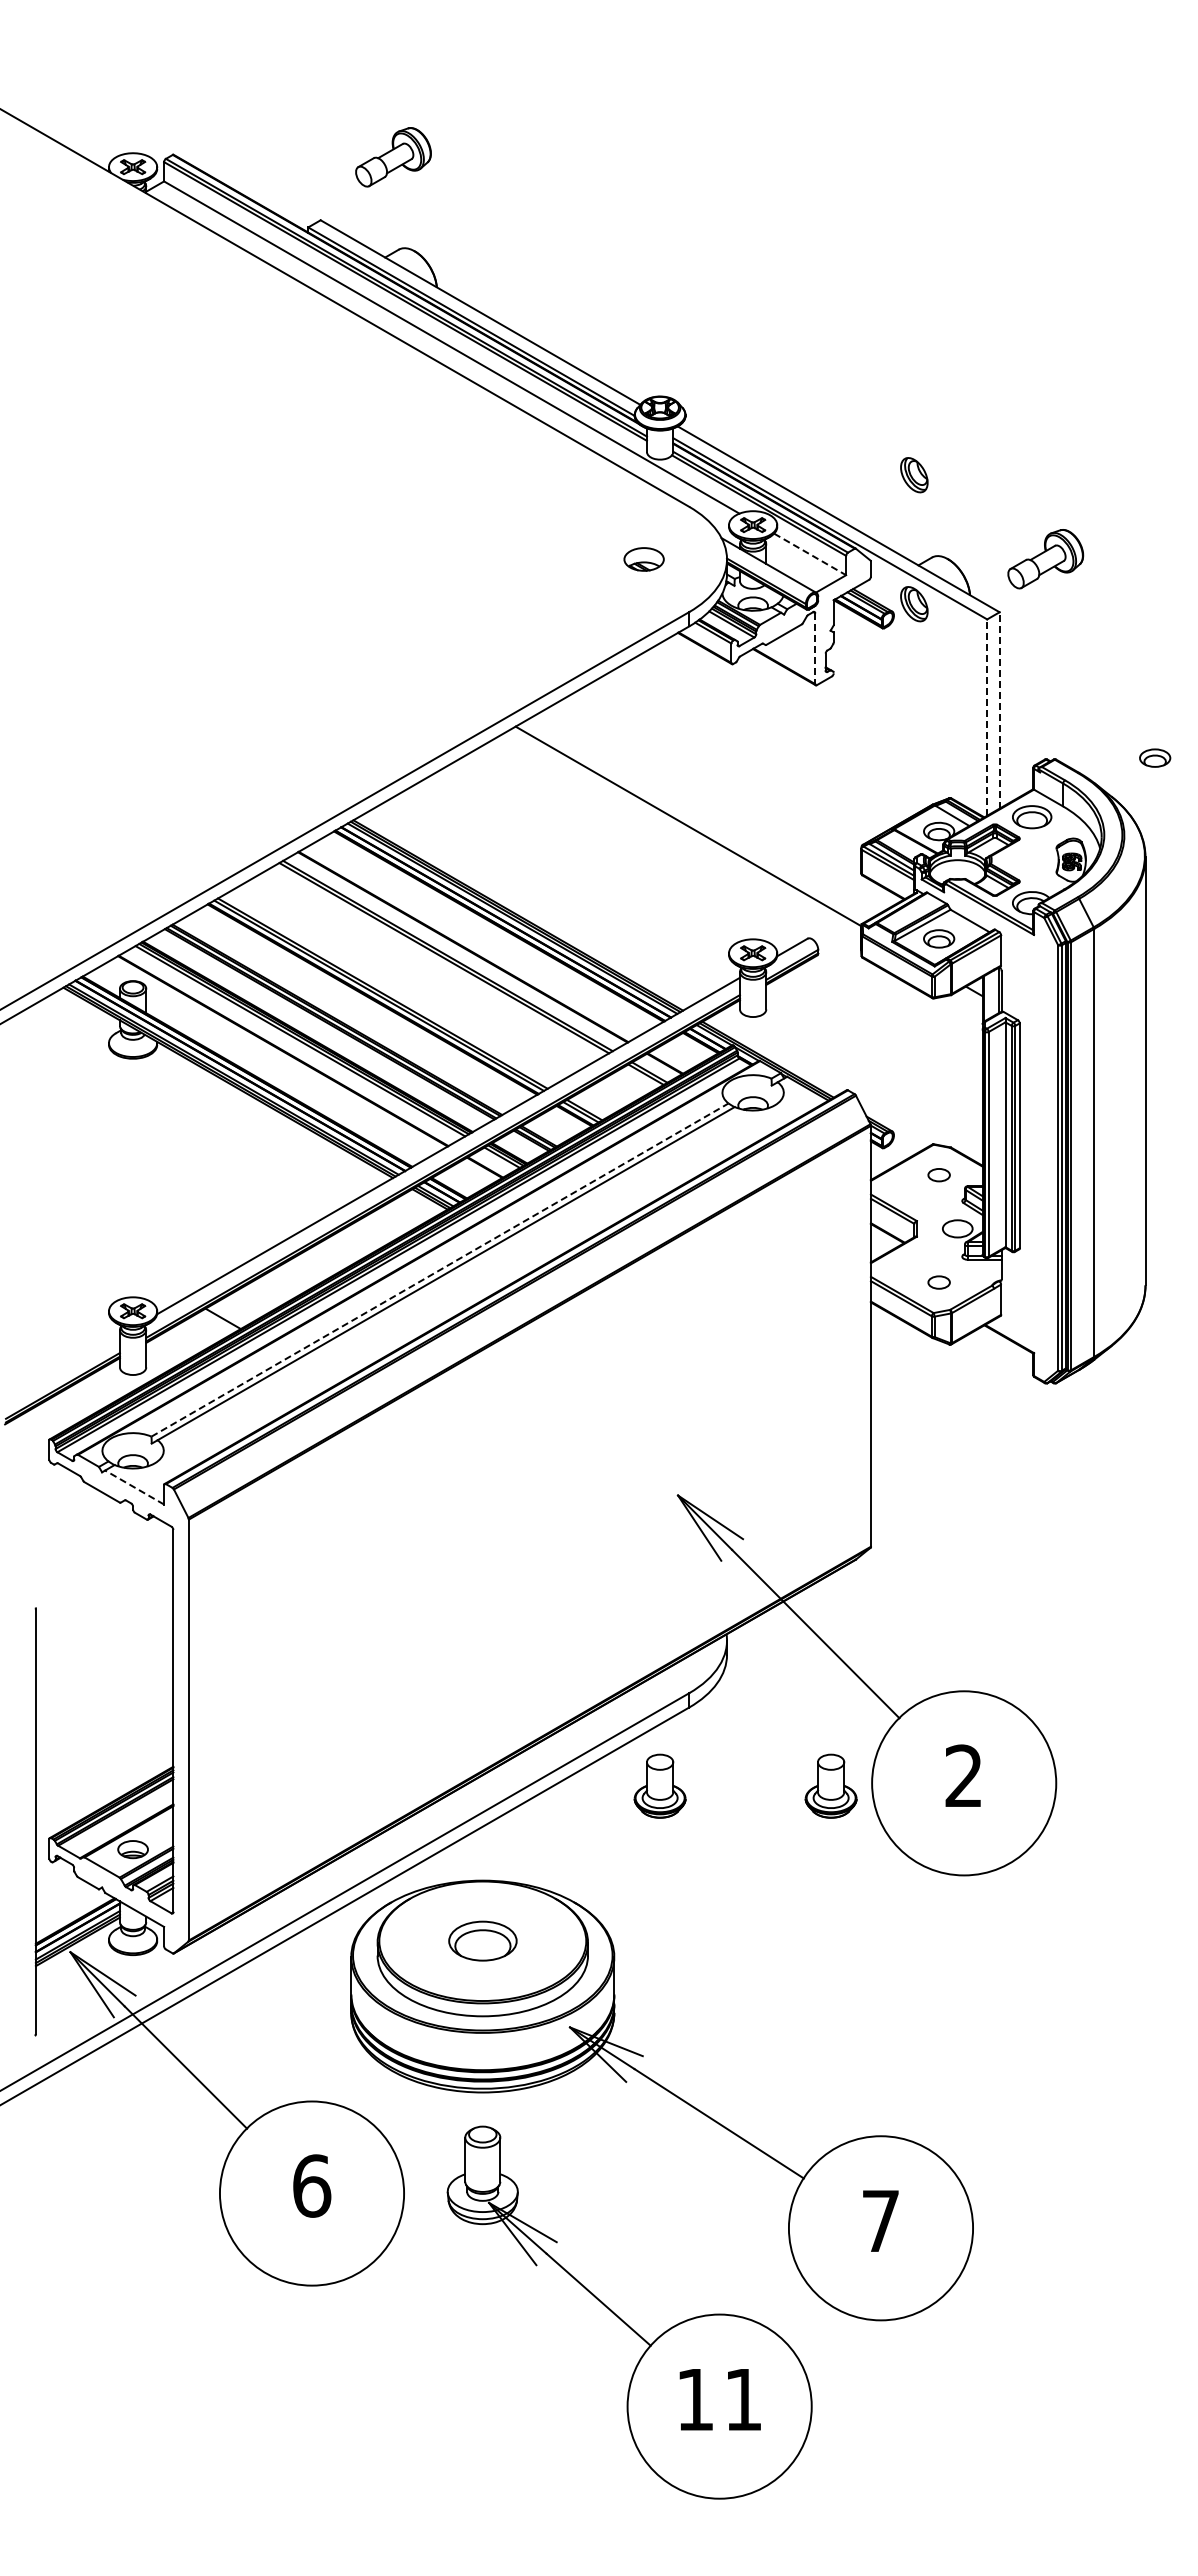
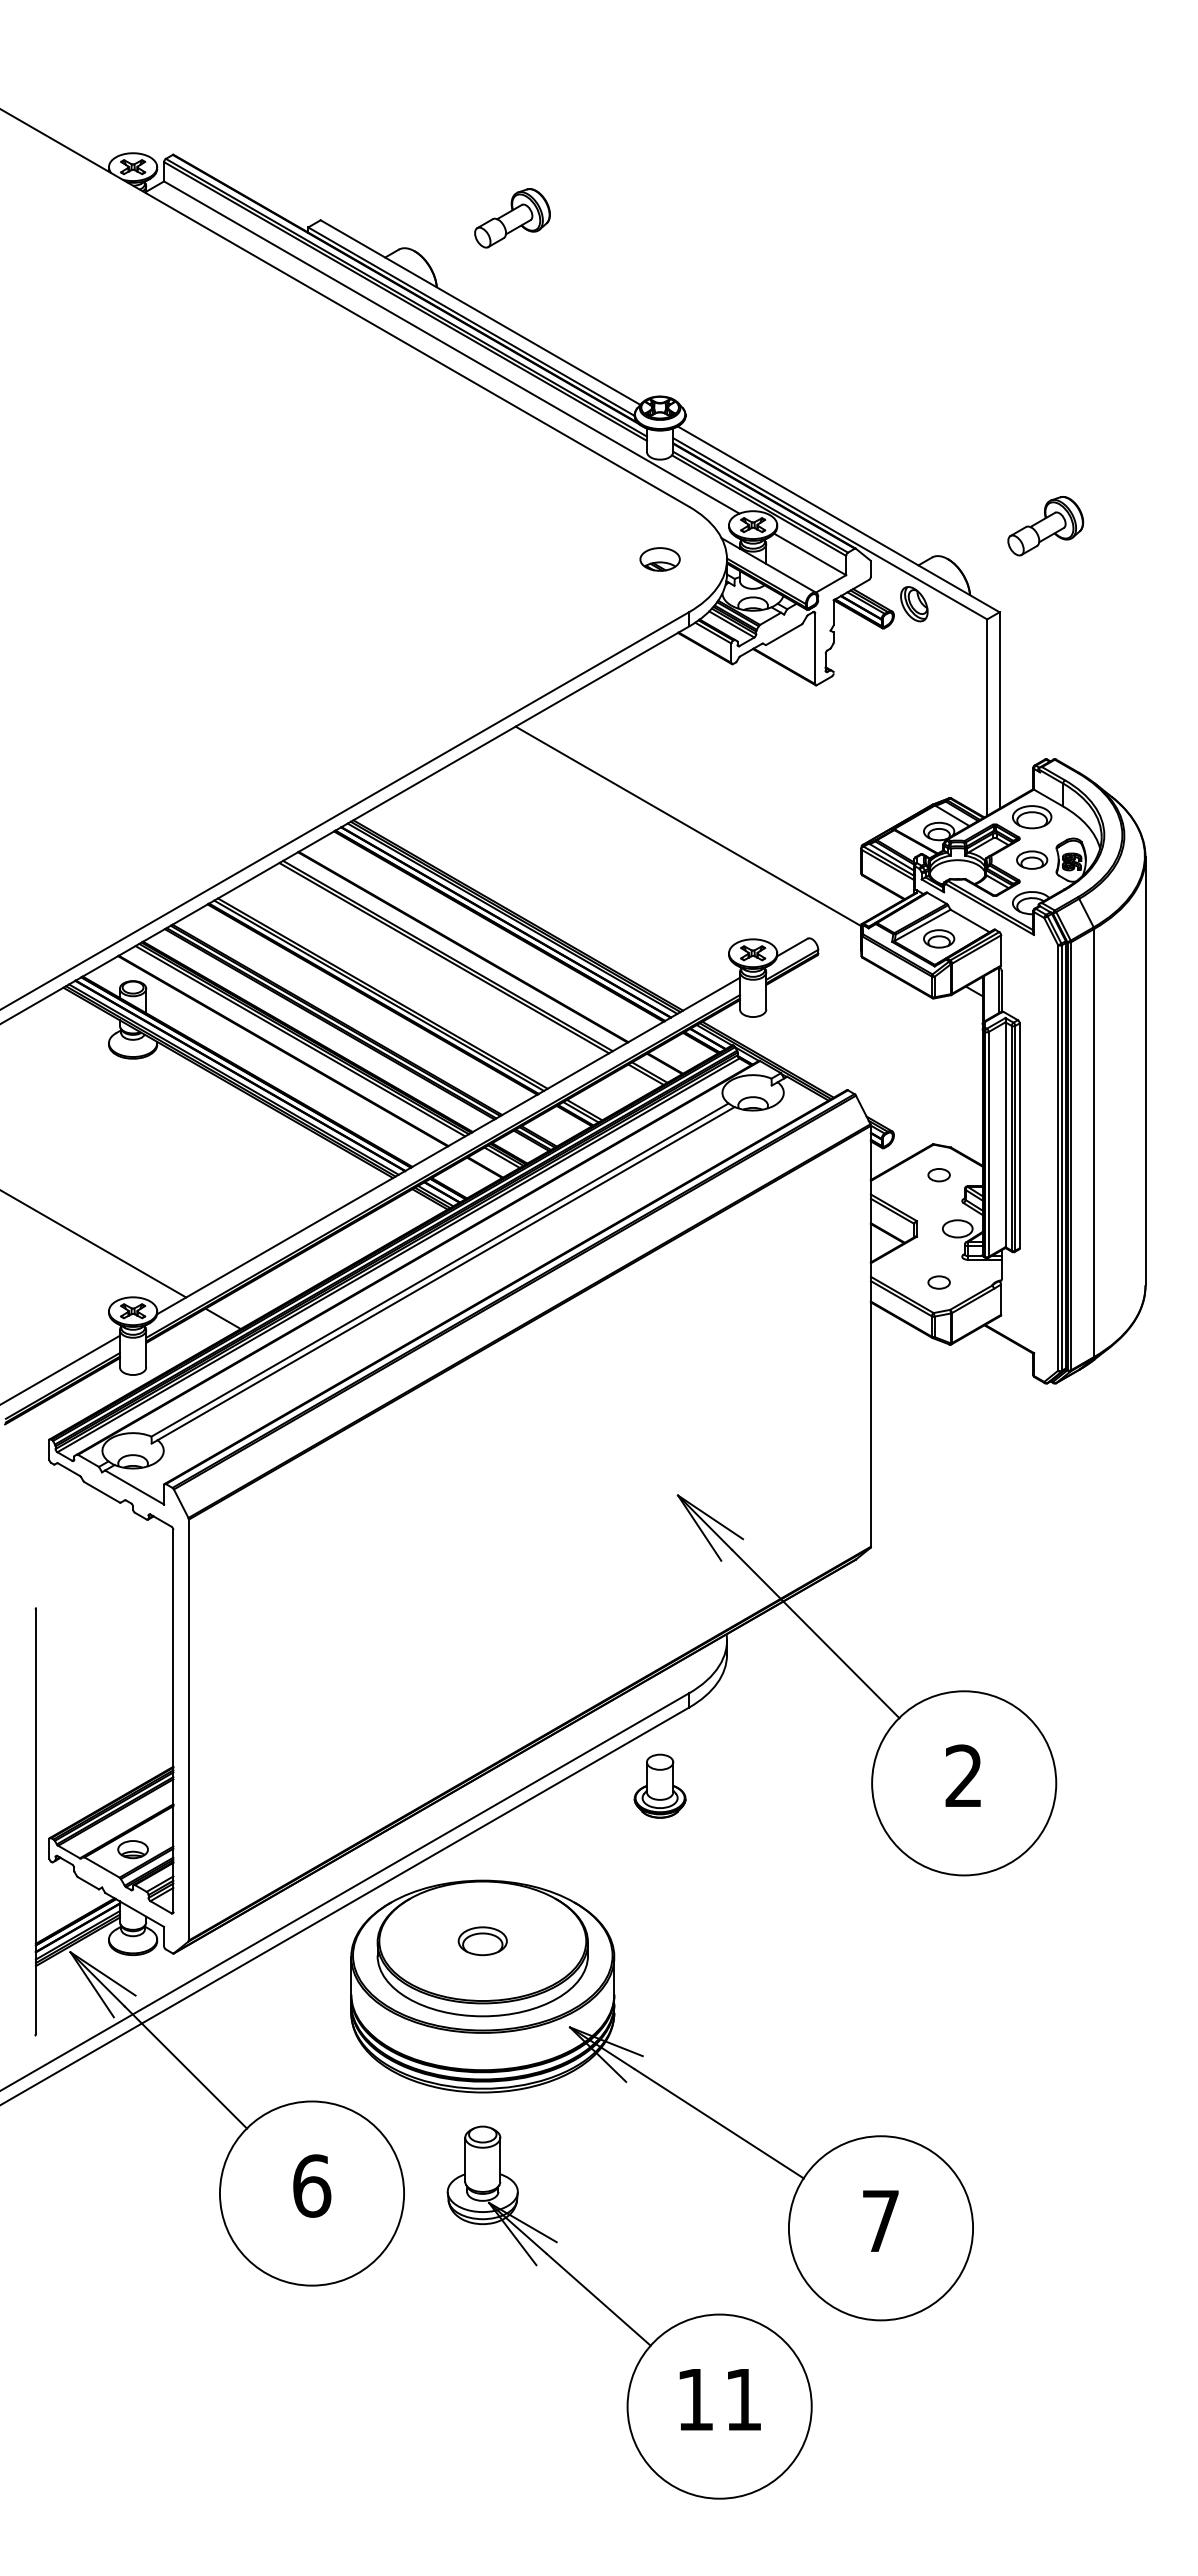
part position: (393, 157) -> (512, 218) (512, 218)
part: present -> none (914, 475)
line: dashed -> solid (810, 554)
part position: (643, 559) -> (659, 559) (659, 559)
part position: (1045, 559) -> (1045, 526) (1045, 526)
line: dashed -> solid (815, 649)
line: dashed -> solid (999, 709)
line: dashed -> solid (987, 717)
part position: (1155, 757) -> (1032, 859) (1032, 859)
line: none -> present (94, 1244)
line: dashed -> solid (440, 1269)
line: none -> present (60, 1369)
line: dashed -> solid (134, 1487)
part: present -> none (830, 1785)
part size: 70x42 px -> 51x31 px (482, 1941)
